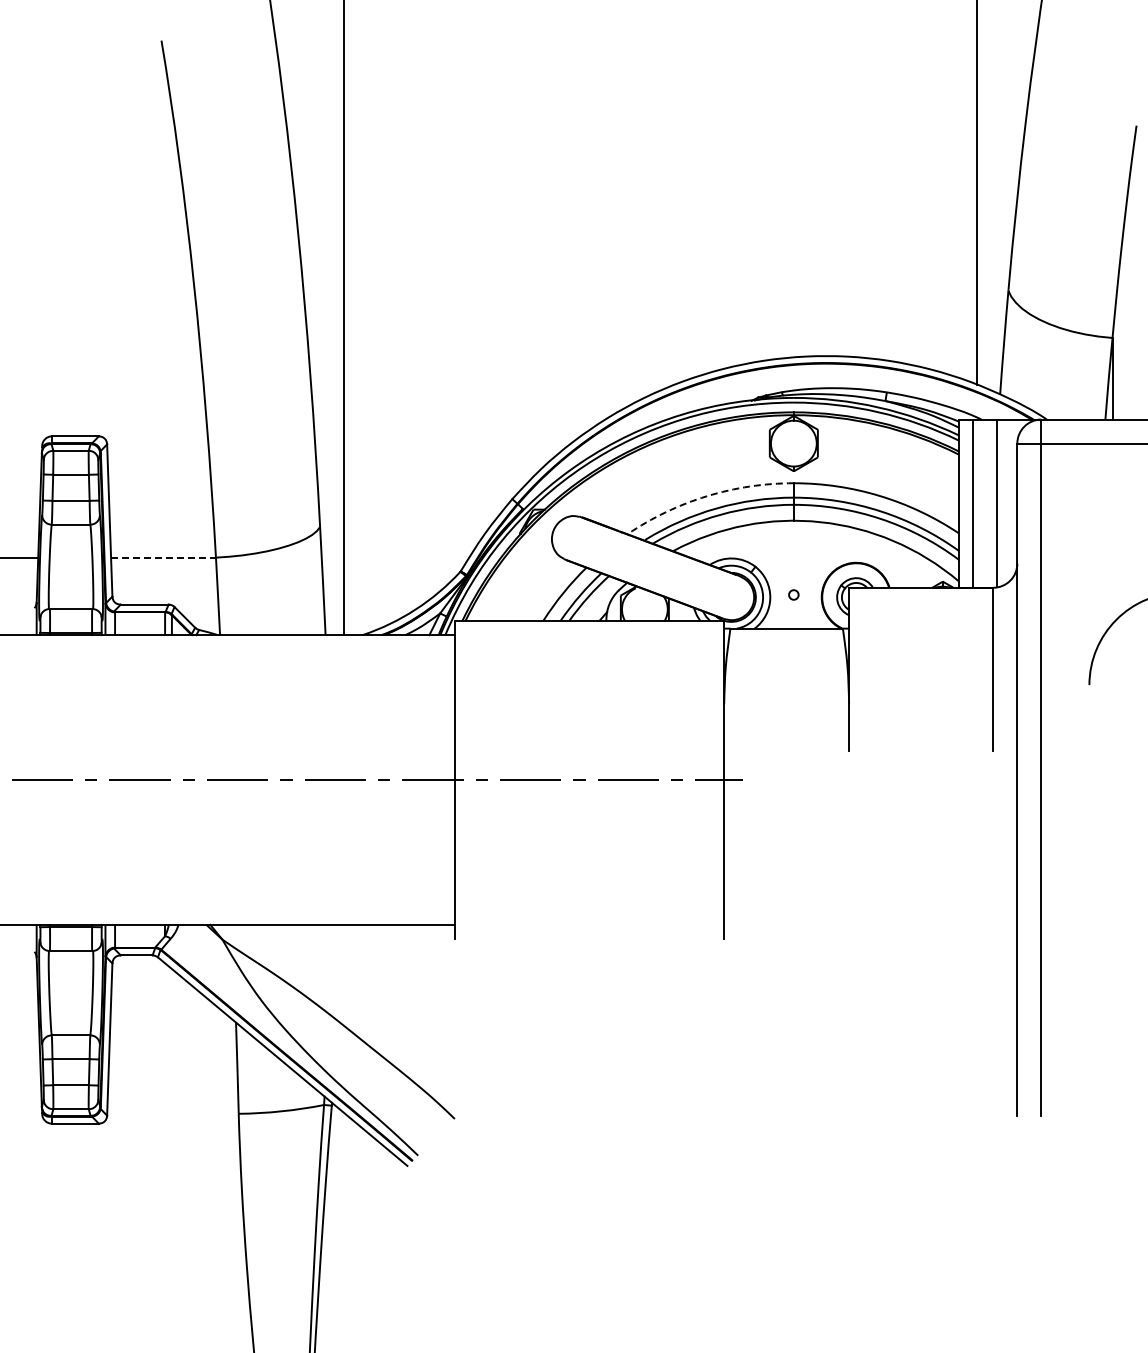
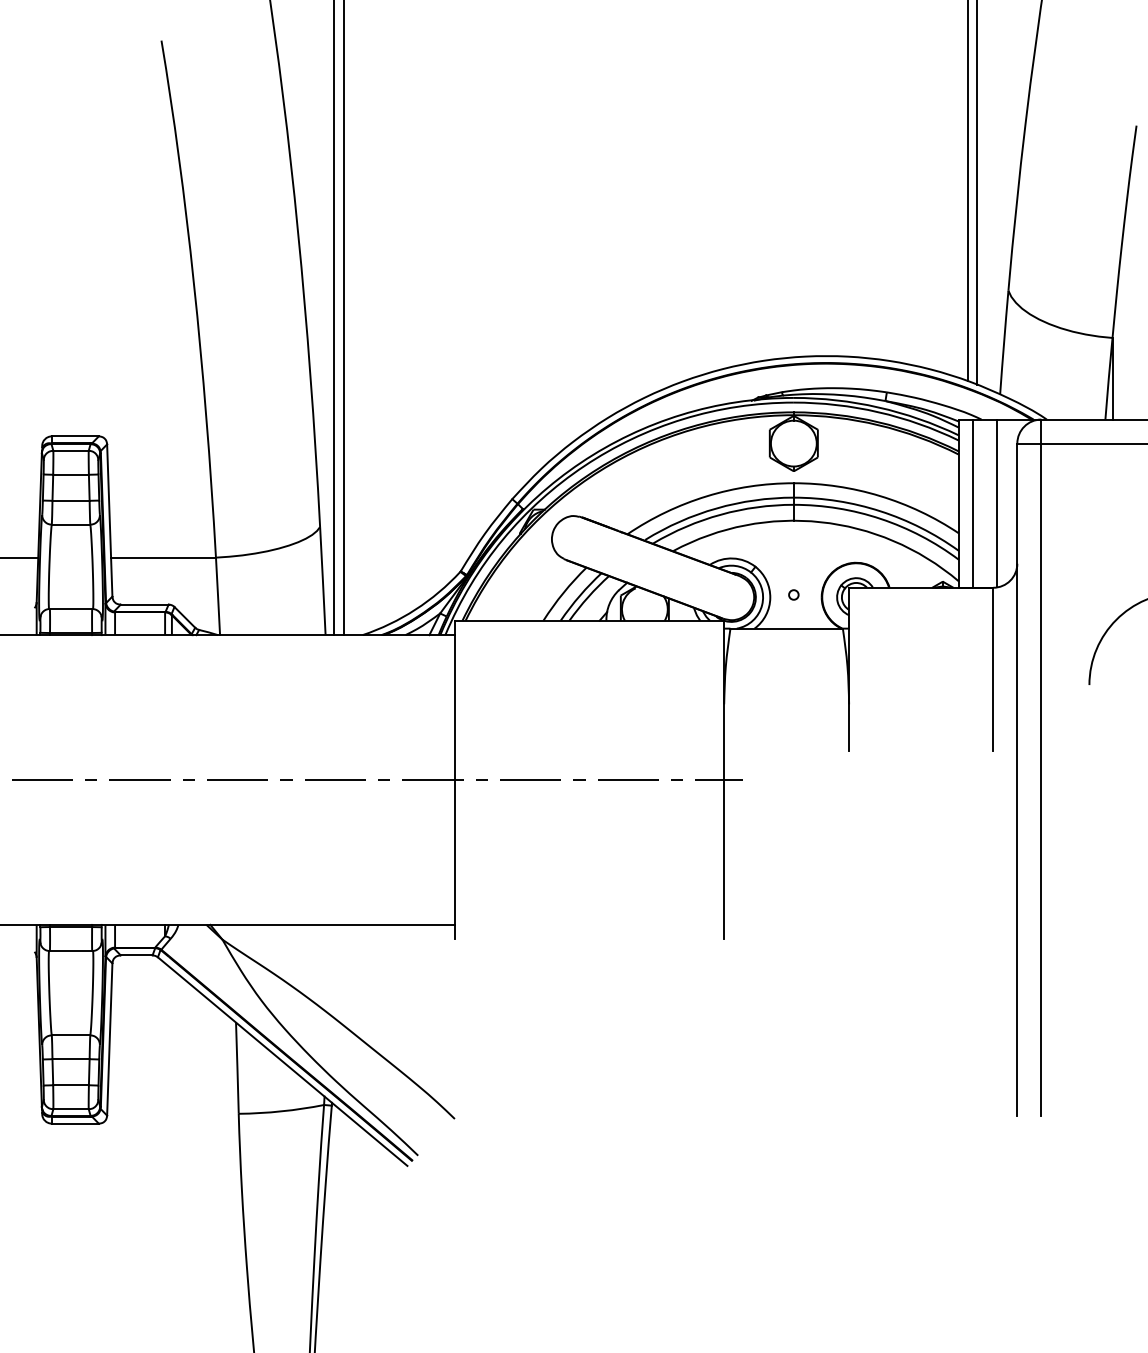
line: none -> present (968, 191)
line: none -> present (334, 318)
arc: dashed -> solid (706, 496)
line: dashed -> solid (164, 557)
